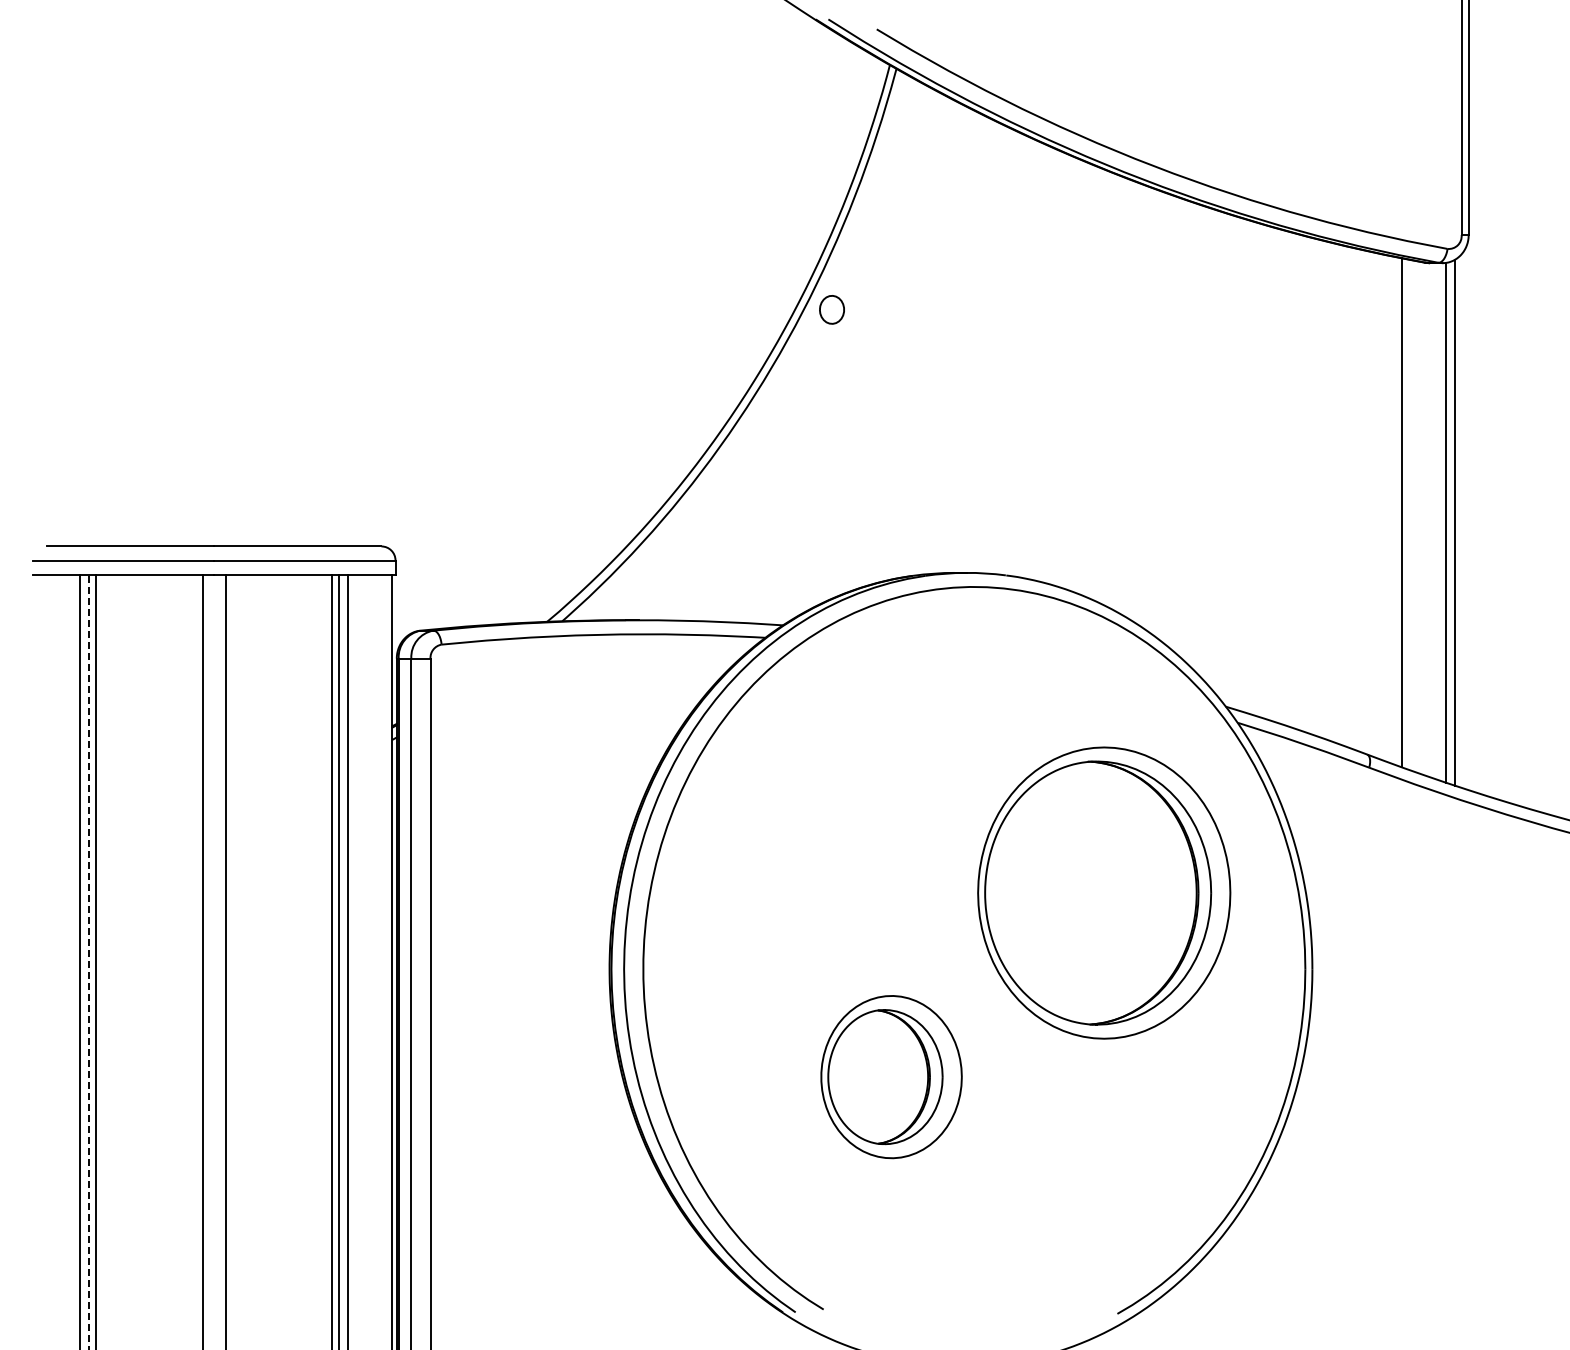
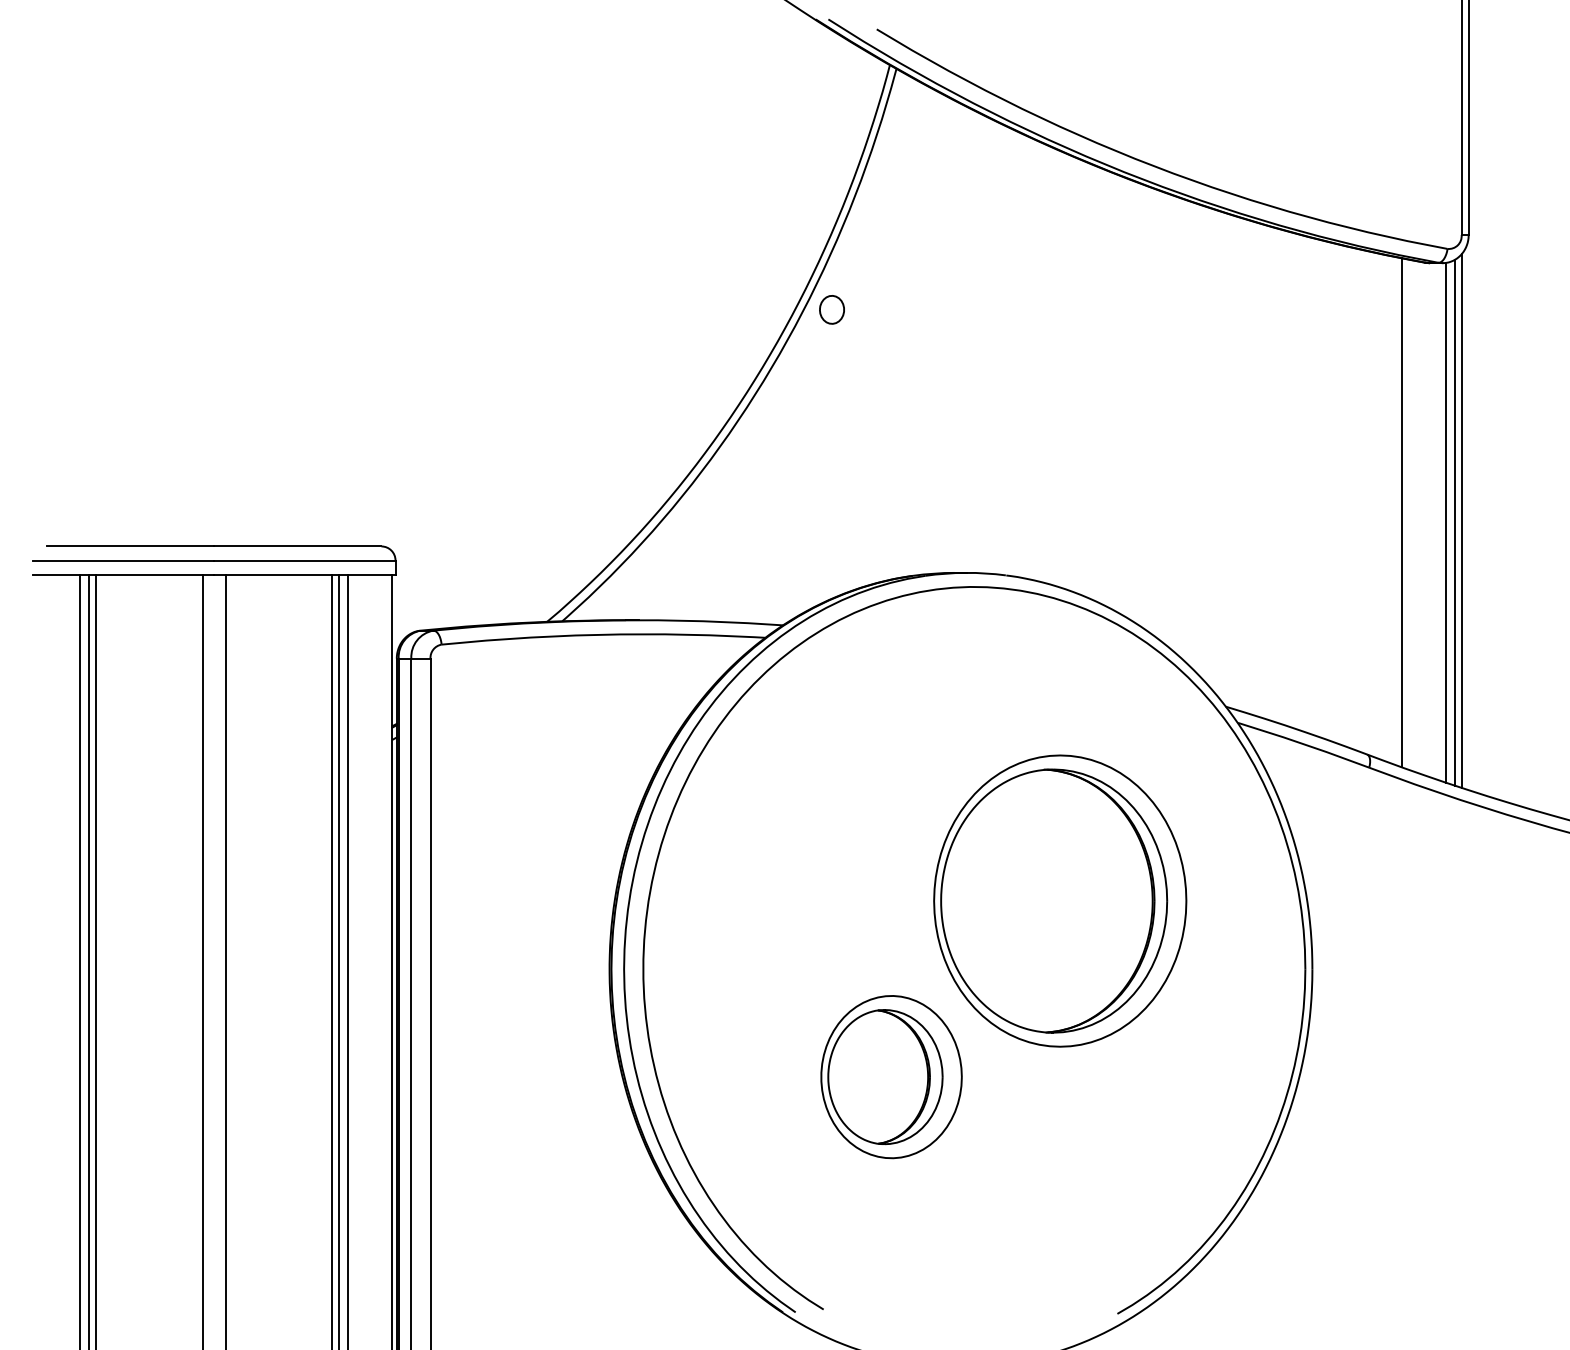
line: none -> present (1462, 520)
part position: (1104, 892) -> (1060, 900) (1060, 900)
line: dashed -> solid (89, 961)
